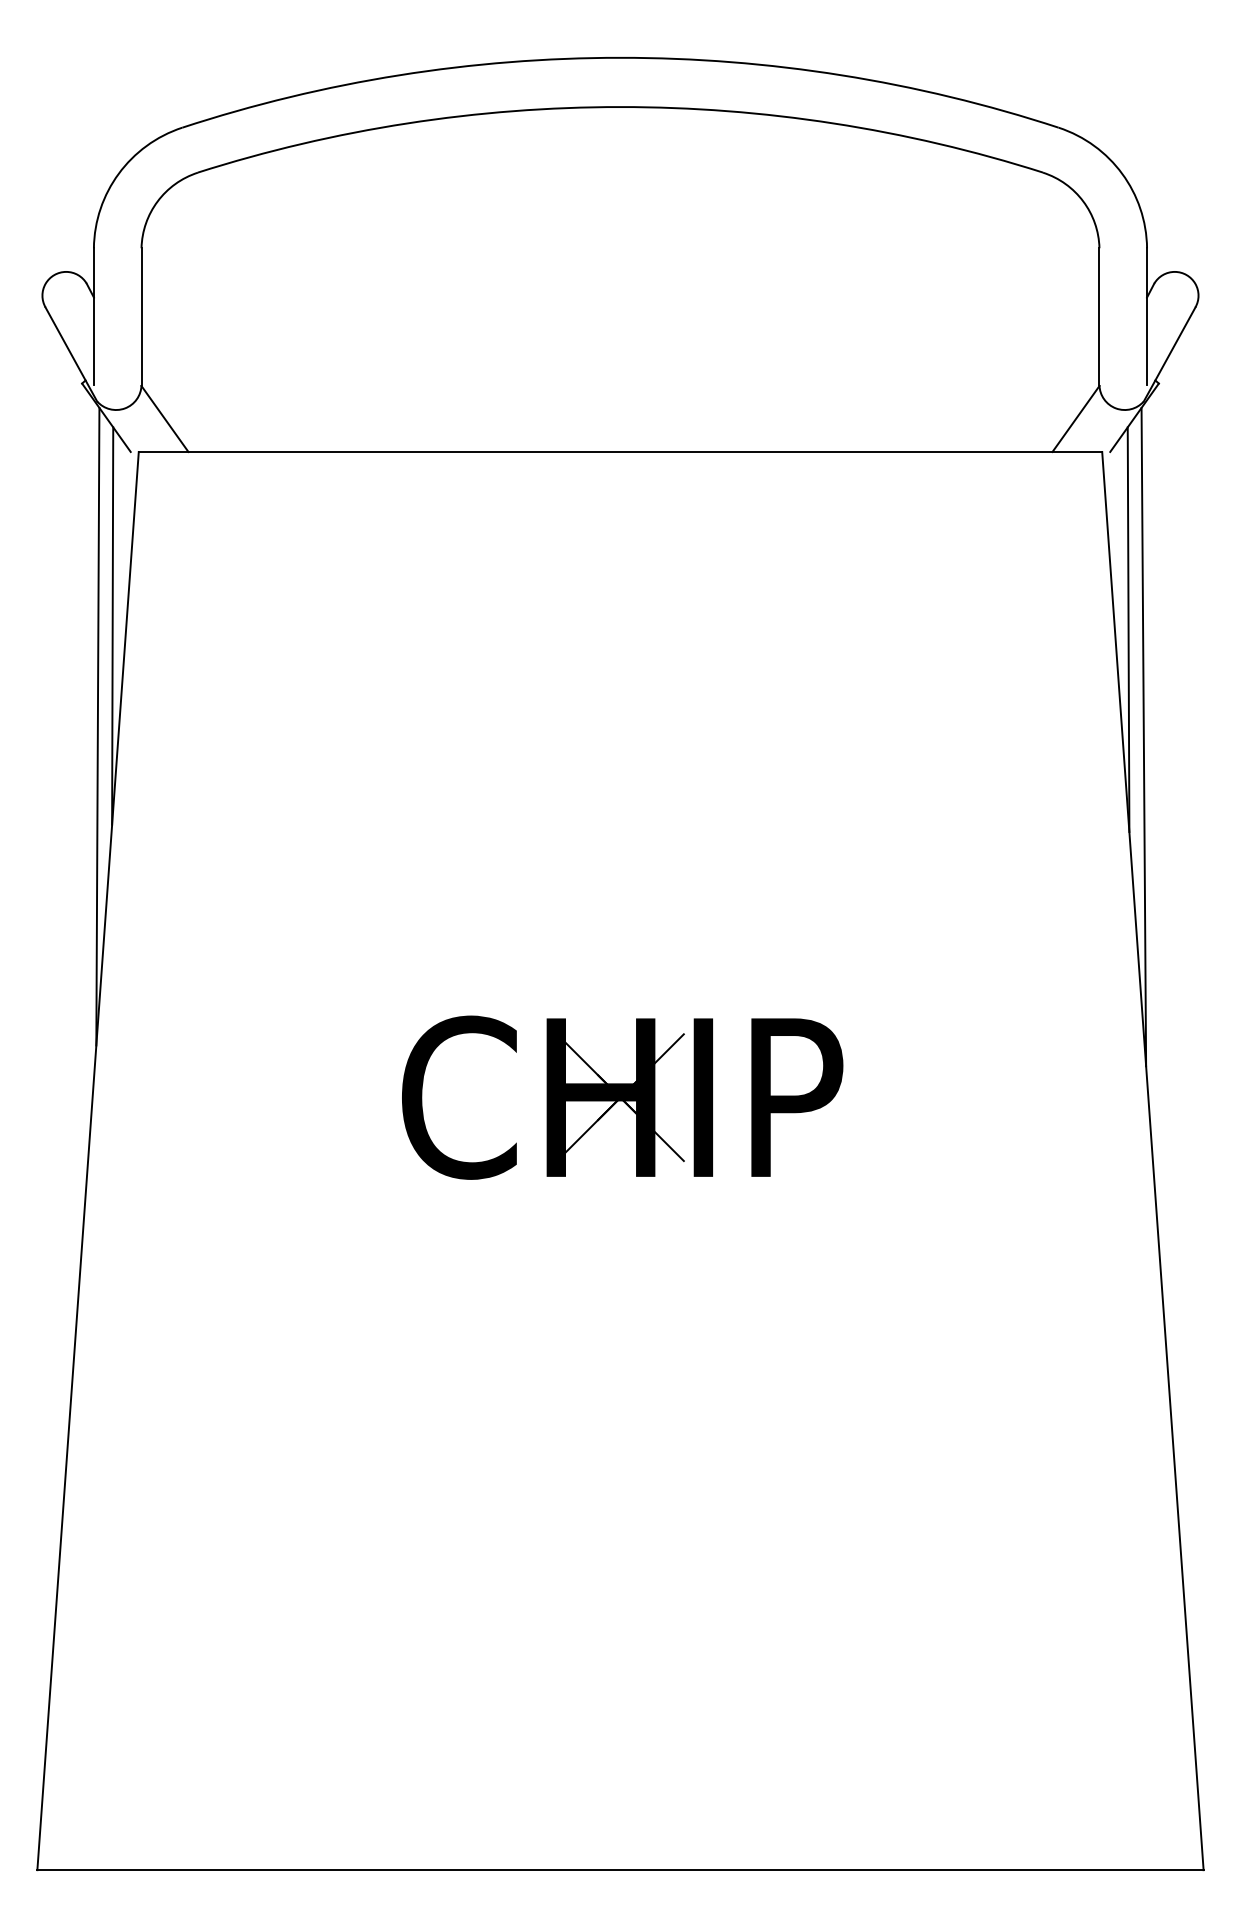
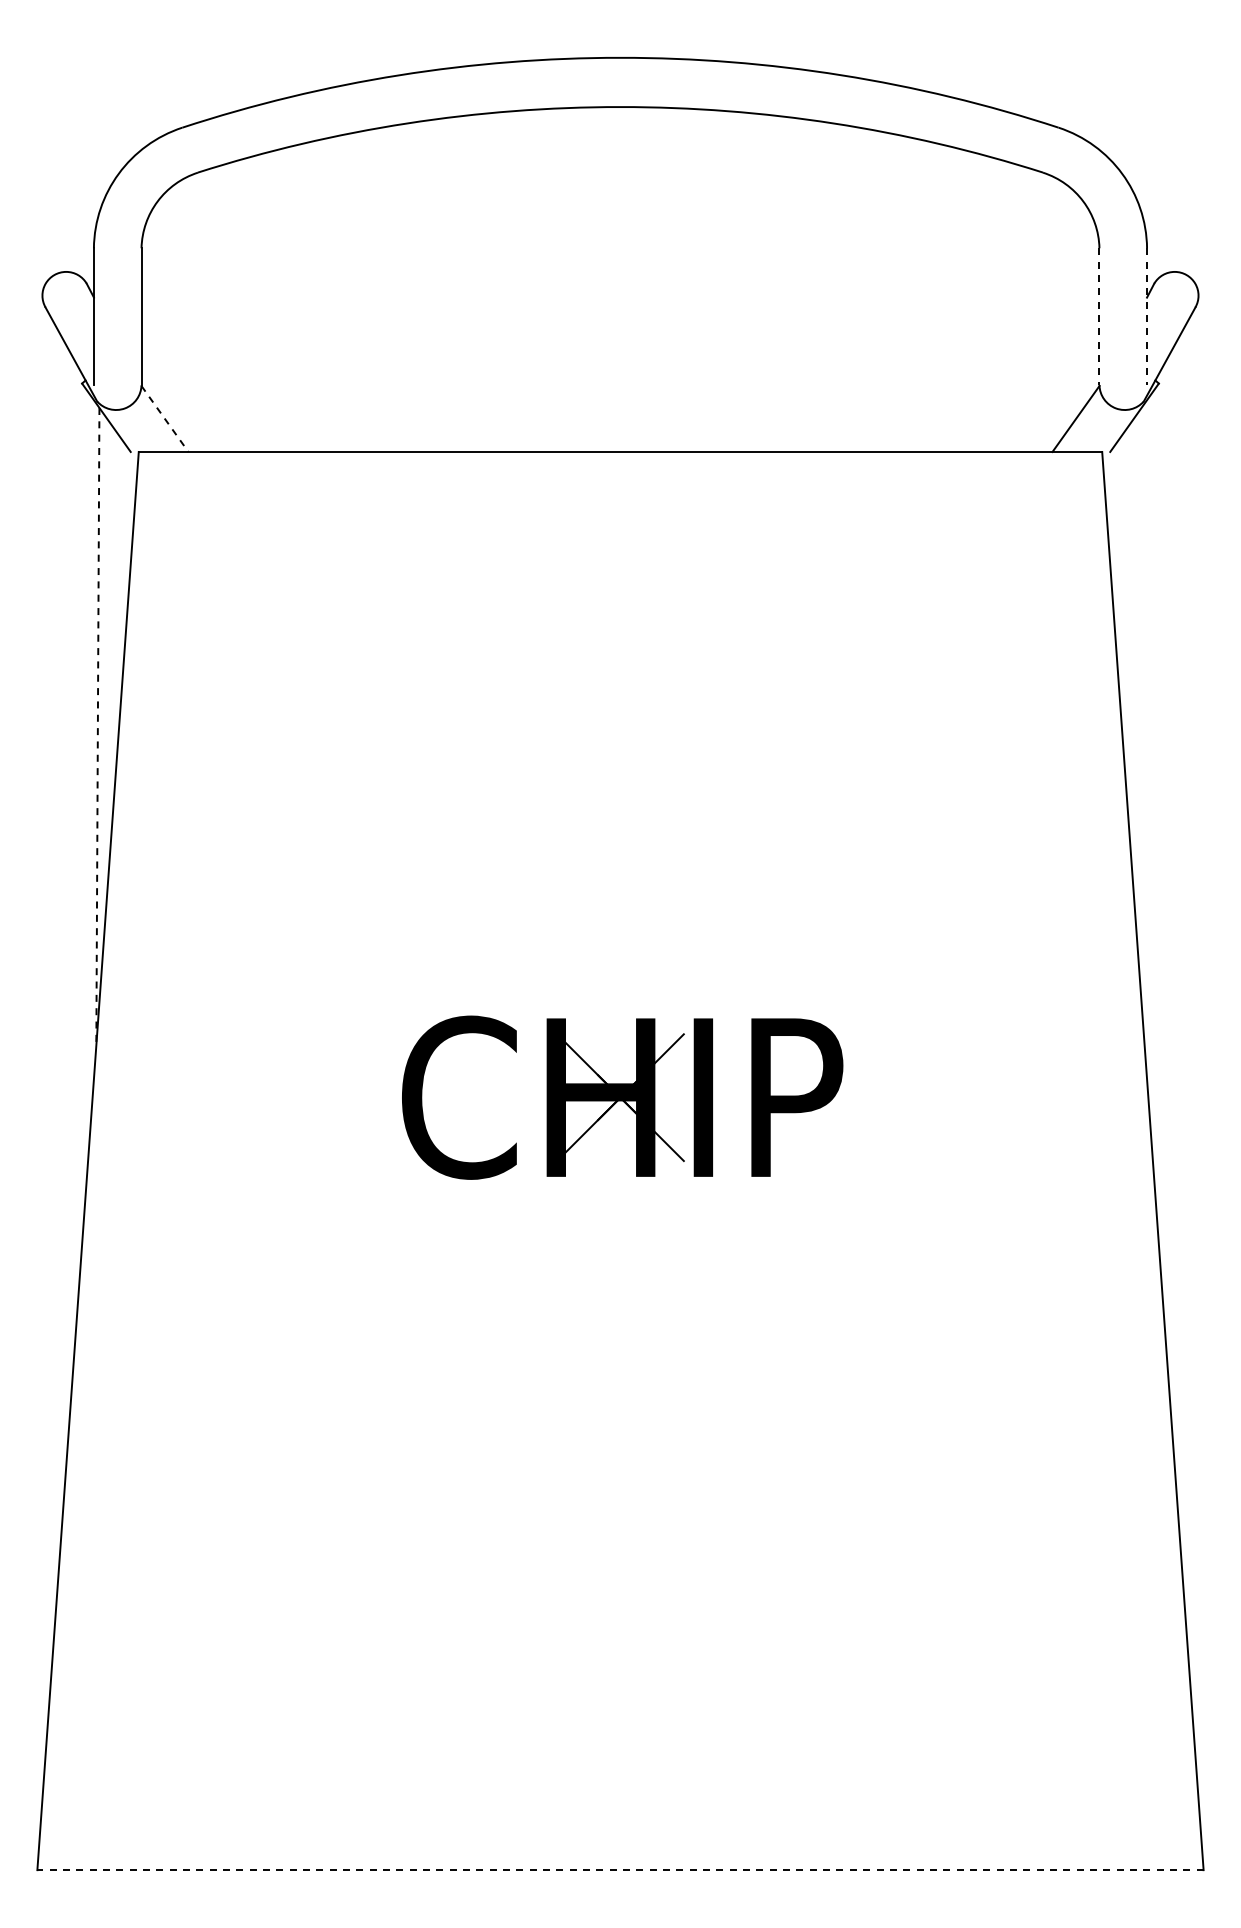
line: solid -> dashed (1099, 316)
line: solid -> dashed (1147, 316)
line: solid -> dashed (164, 418)
line: present -> none (112, 625)
line: present -> none (1128, 629)
line: solid -> dashed (97, 726)
line: present -> none (1143, 737)
line: solid -> dashed (620, 1870)
